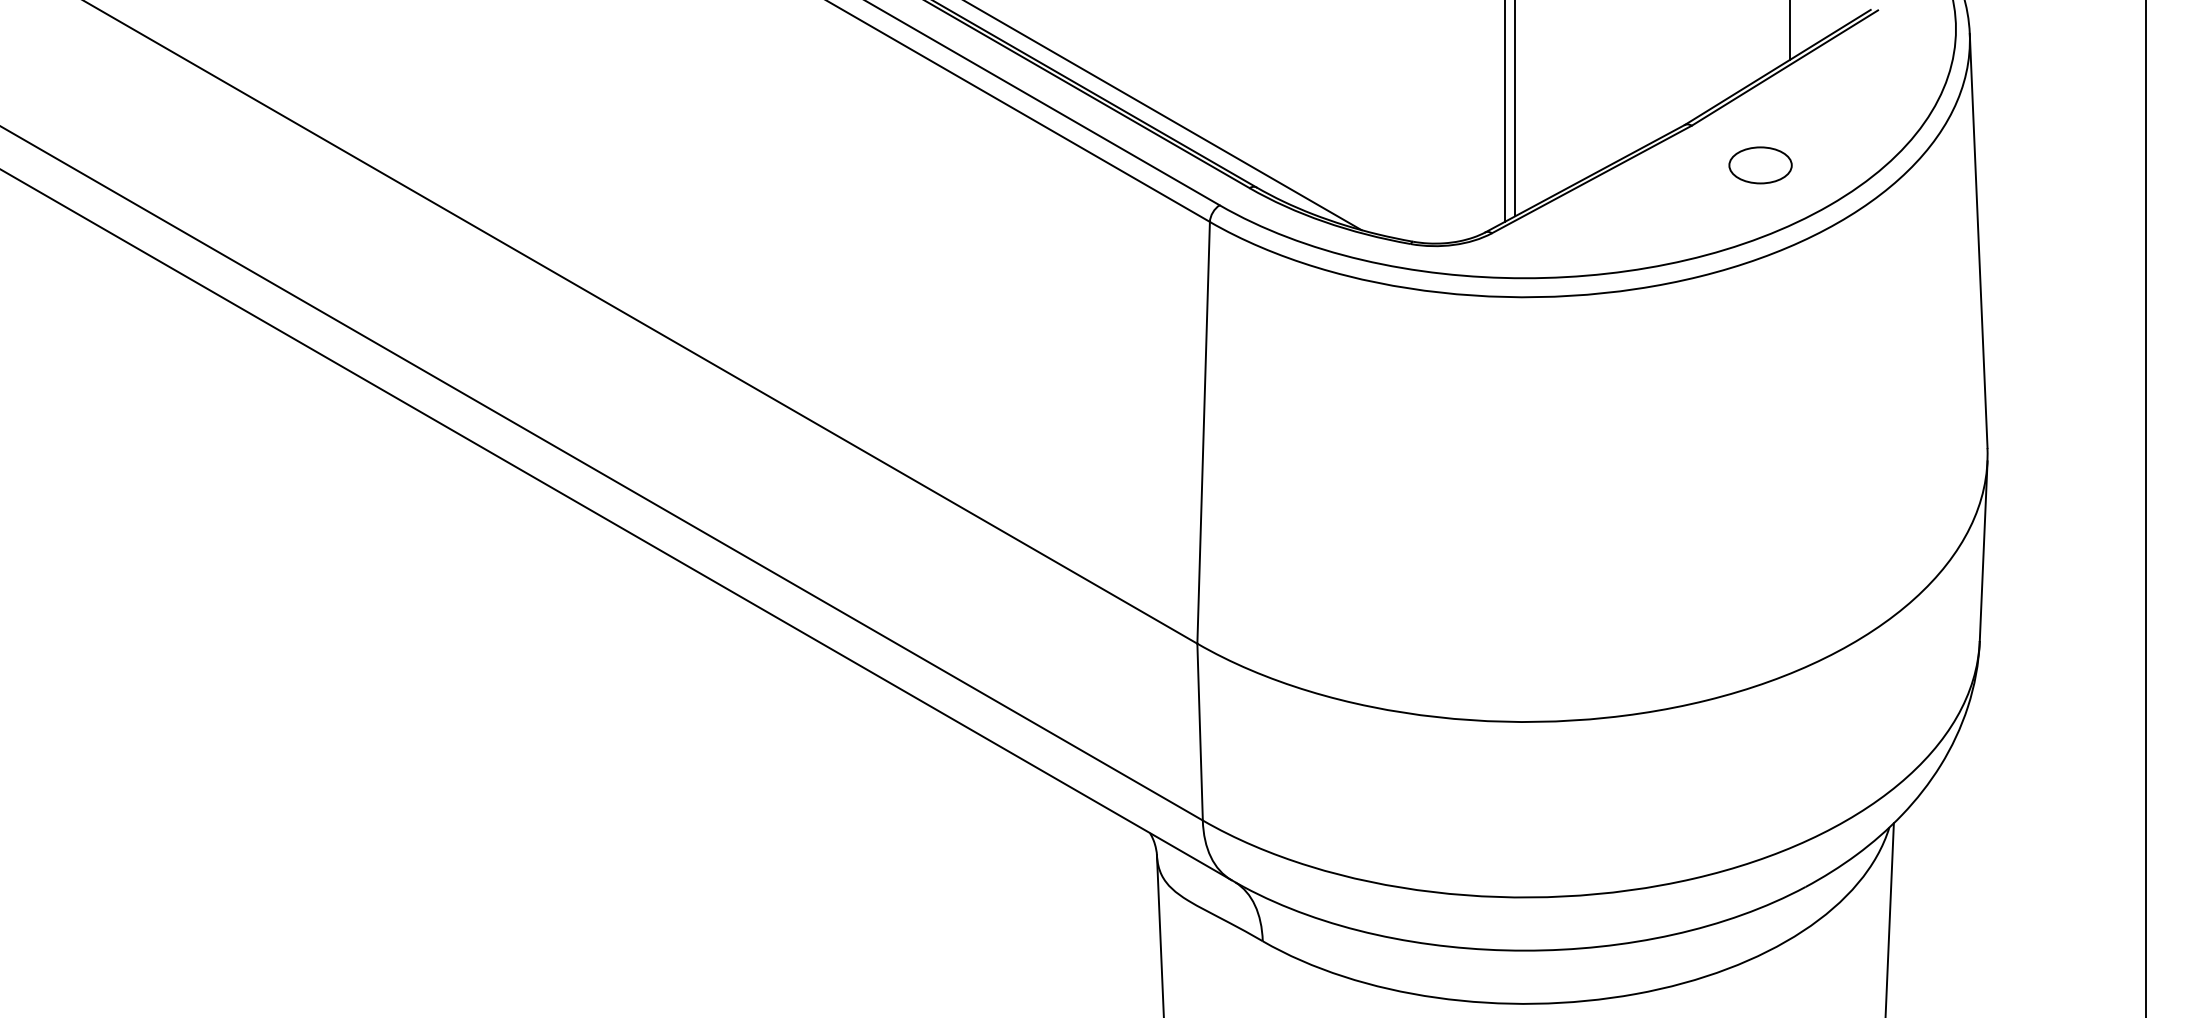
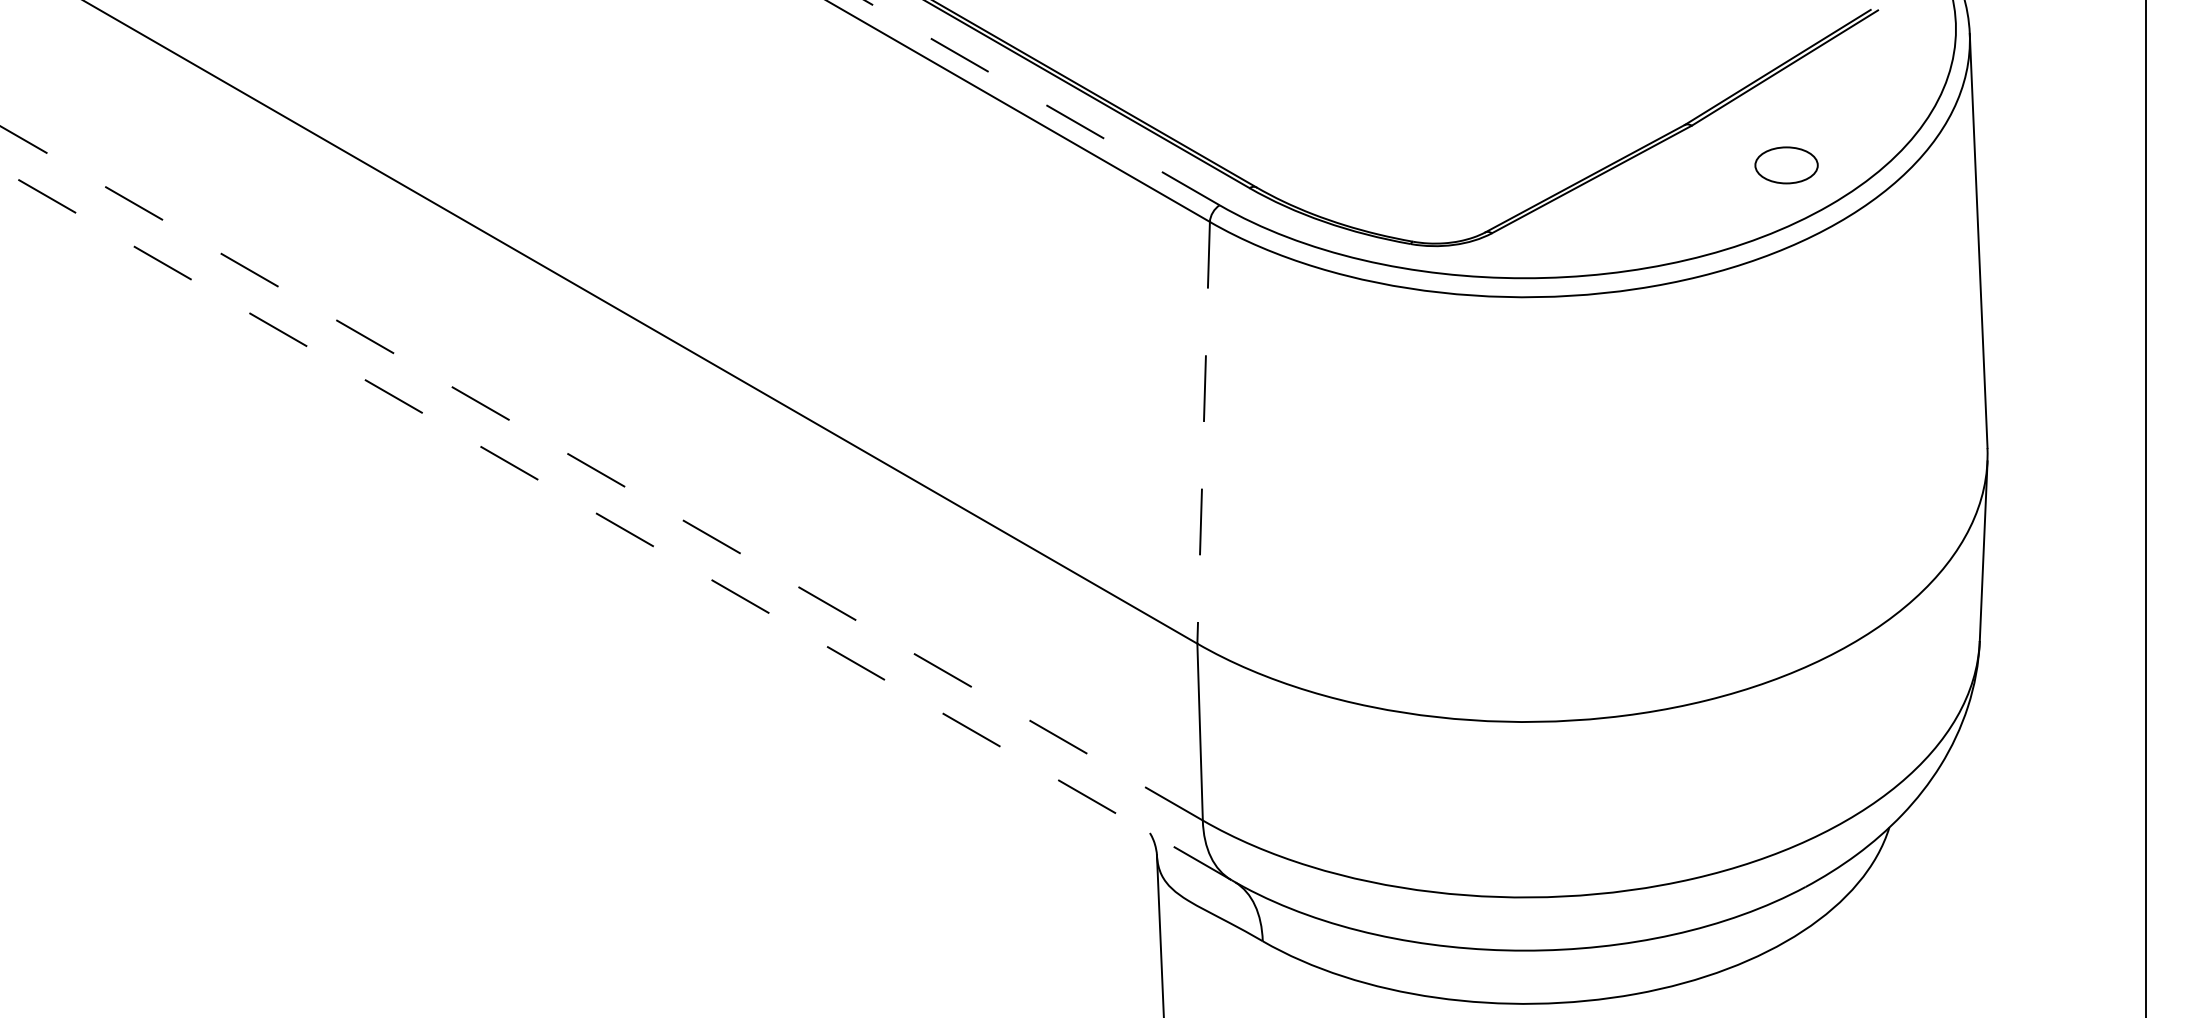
line: present -> none (1790, 30)
line: solid -> dashed (1042, 102)
line: present -> none (1515, 109)
line: present -> none (1505, 111)
line: present -> none (1163, 116)
part position: (1760, 165) -> (1786, 165) (1786, 165)
line: solid -> dashed (1203, 432)
line: solid -> dashed (601, 473)
line: solid -> dashed (615, 524)
line: present -> none (1889, 918)
